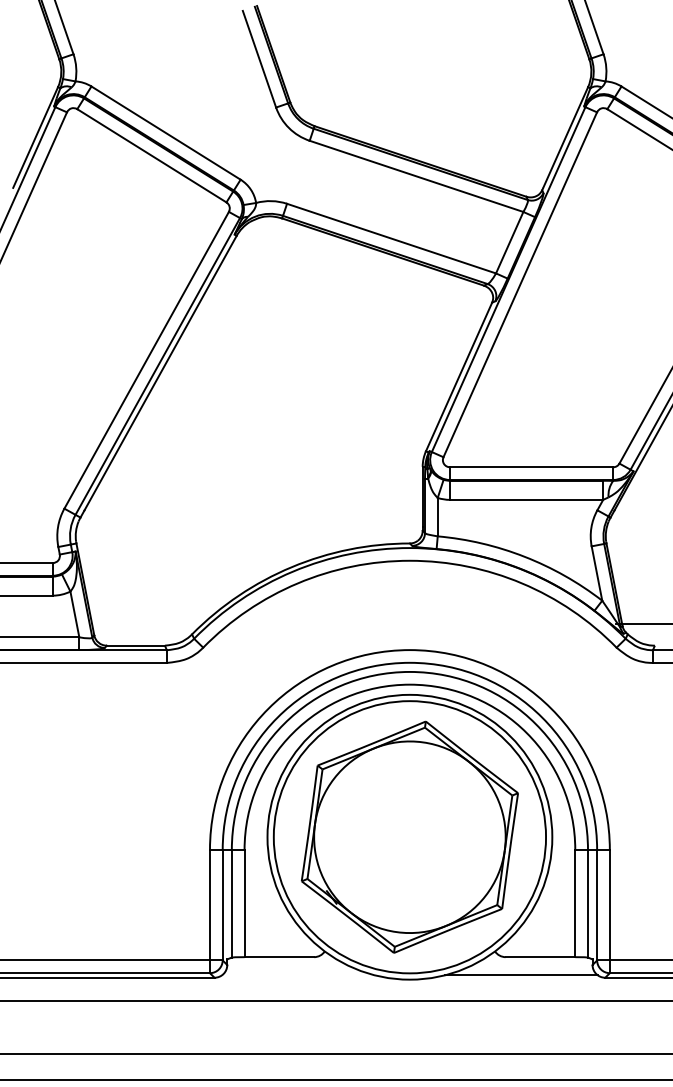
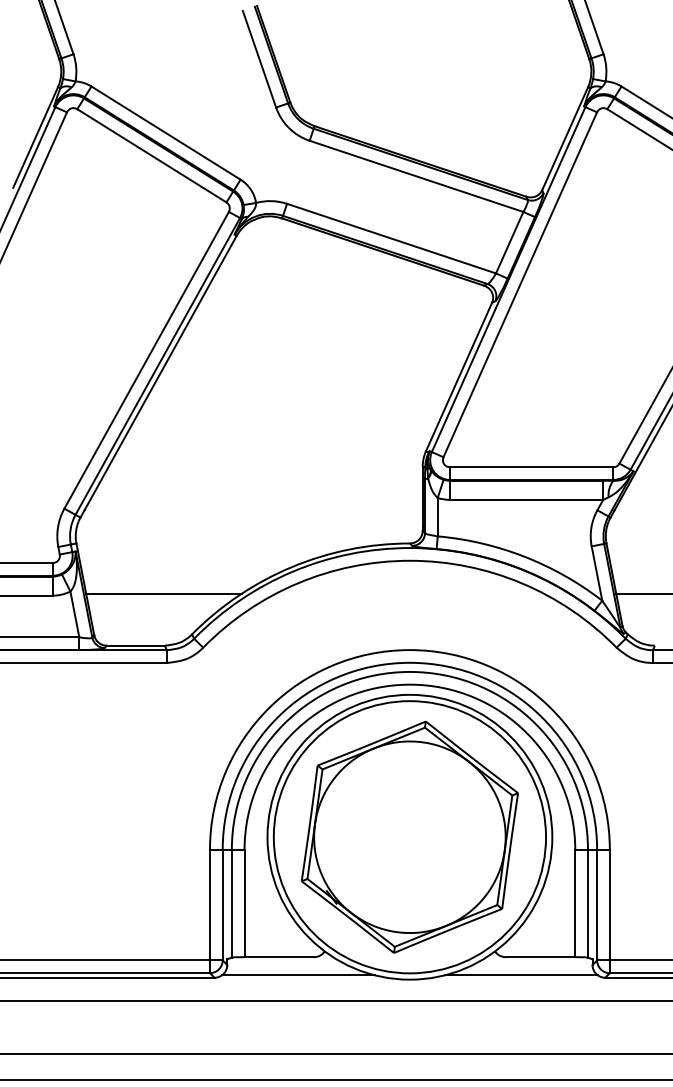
line: none -> present (164, 593)
line position: (642, 623) -> (642, 593) (642, 593)
line: none -> present (298, 975)
